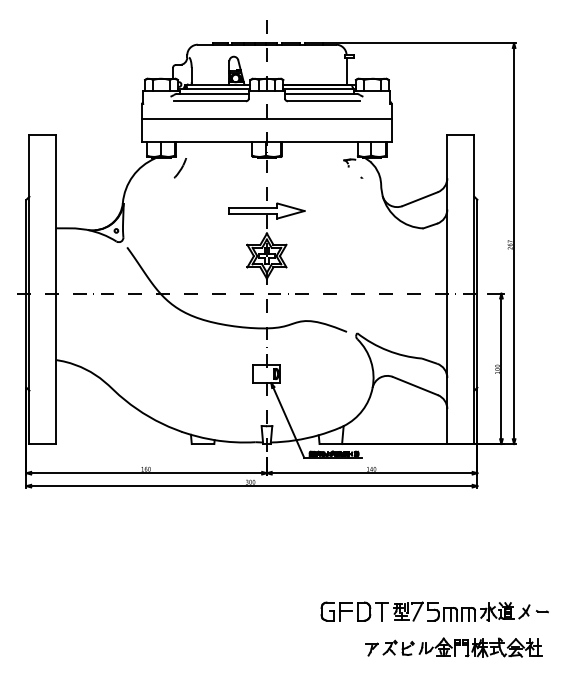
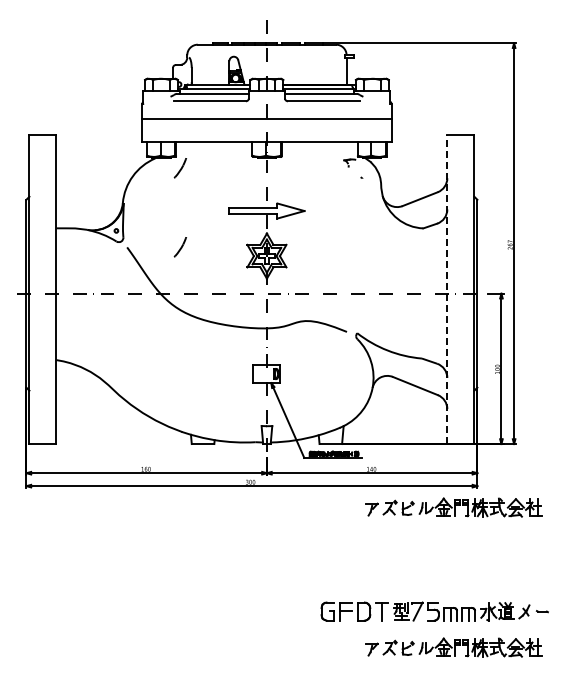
part: none -> present (179, 247)
line: solid -> dashed (447, 289)
part: none -> present (453, 507)
